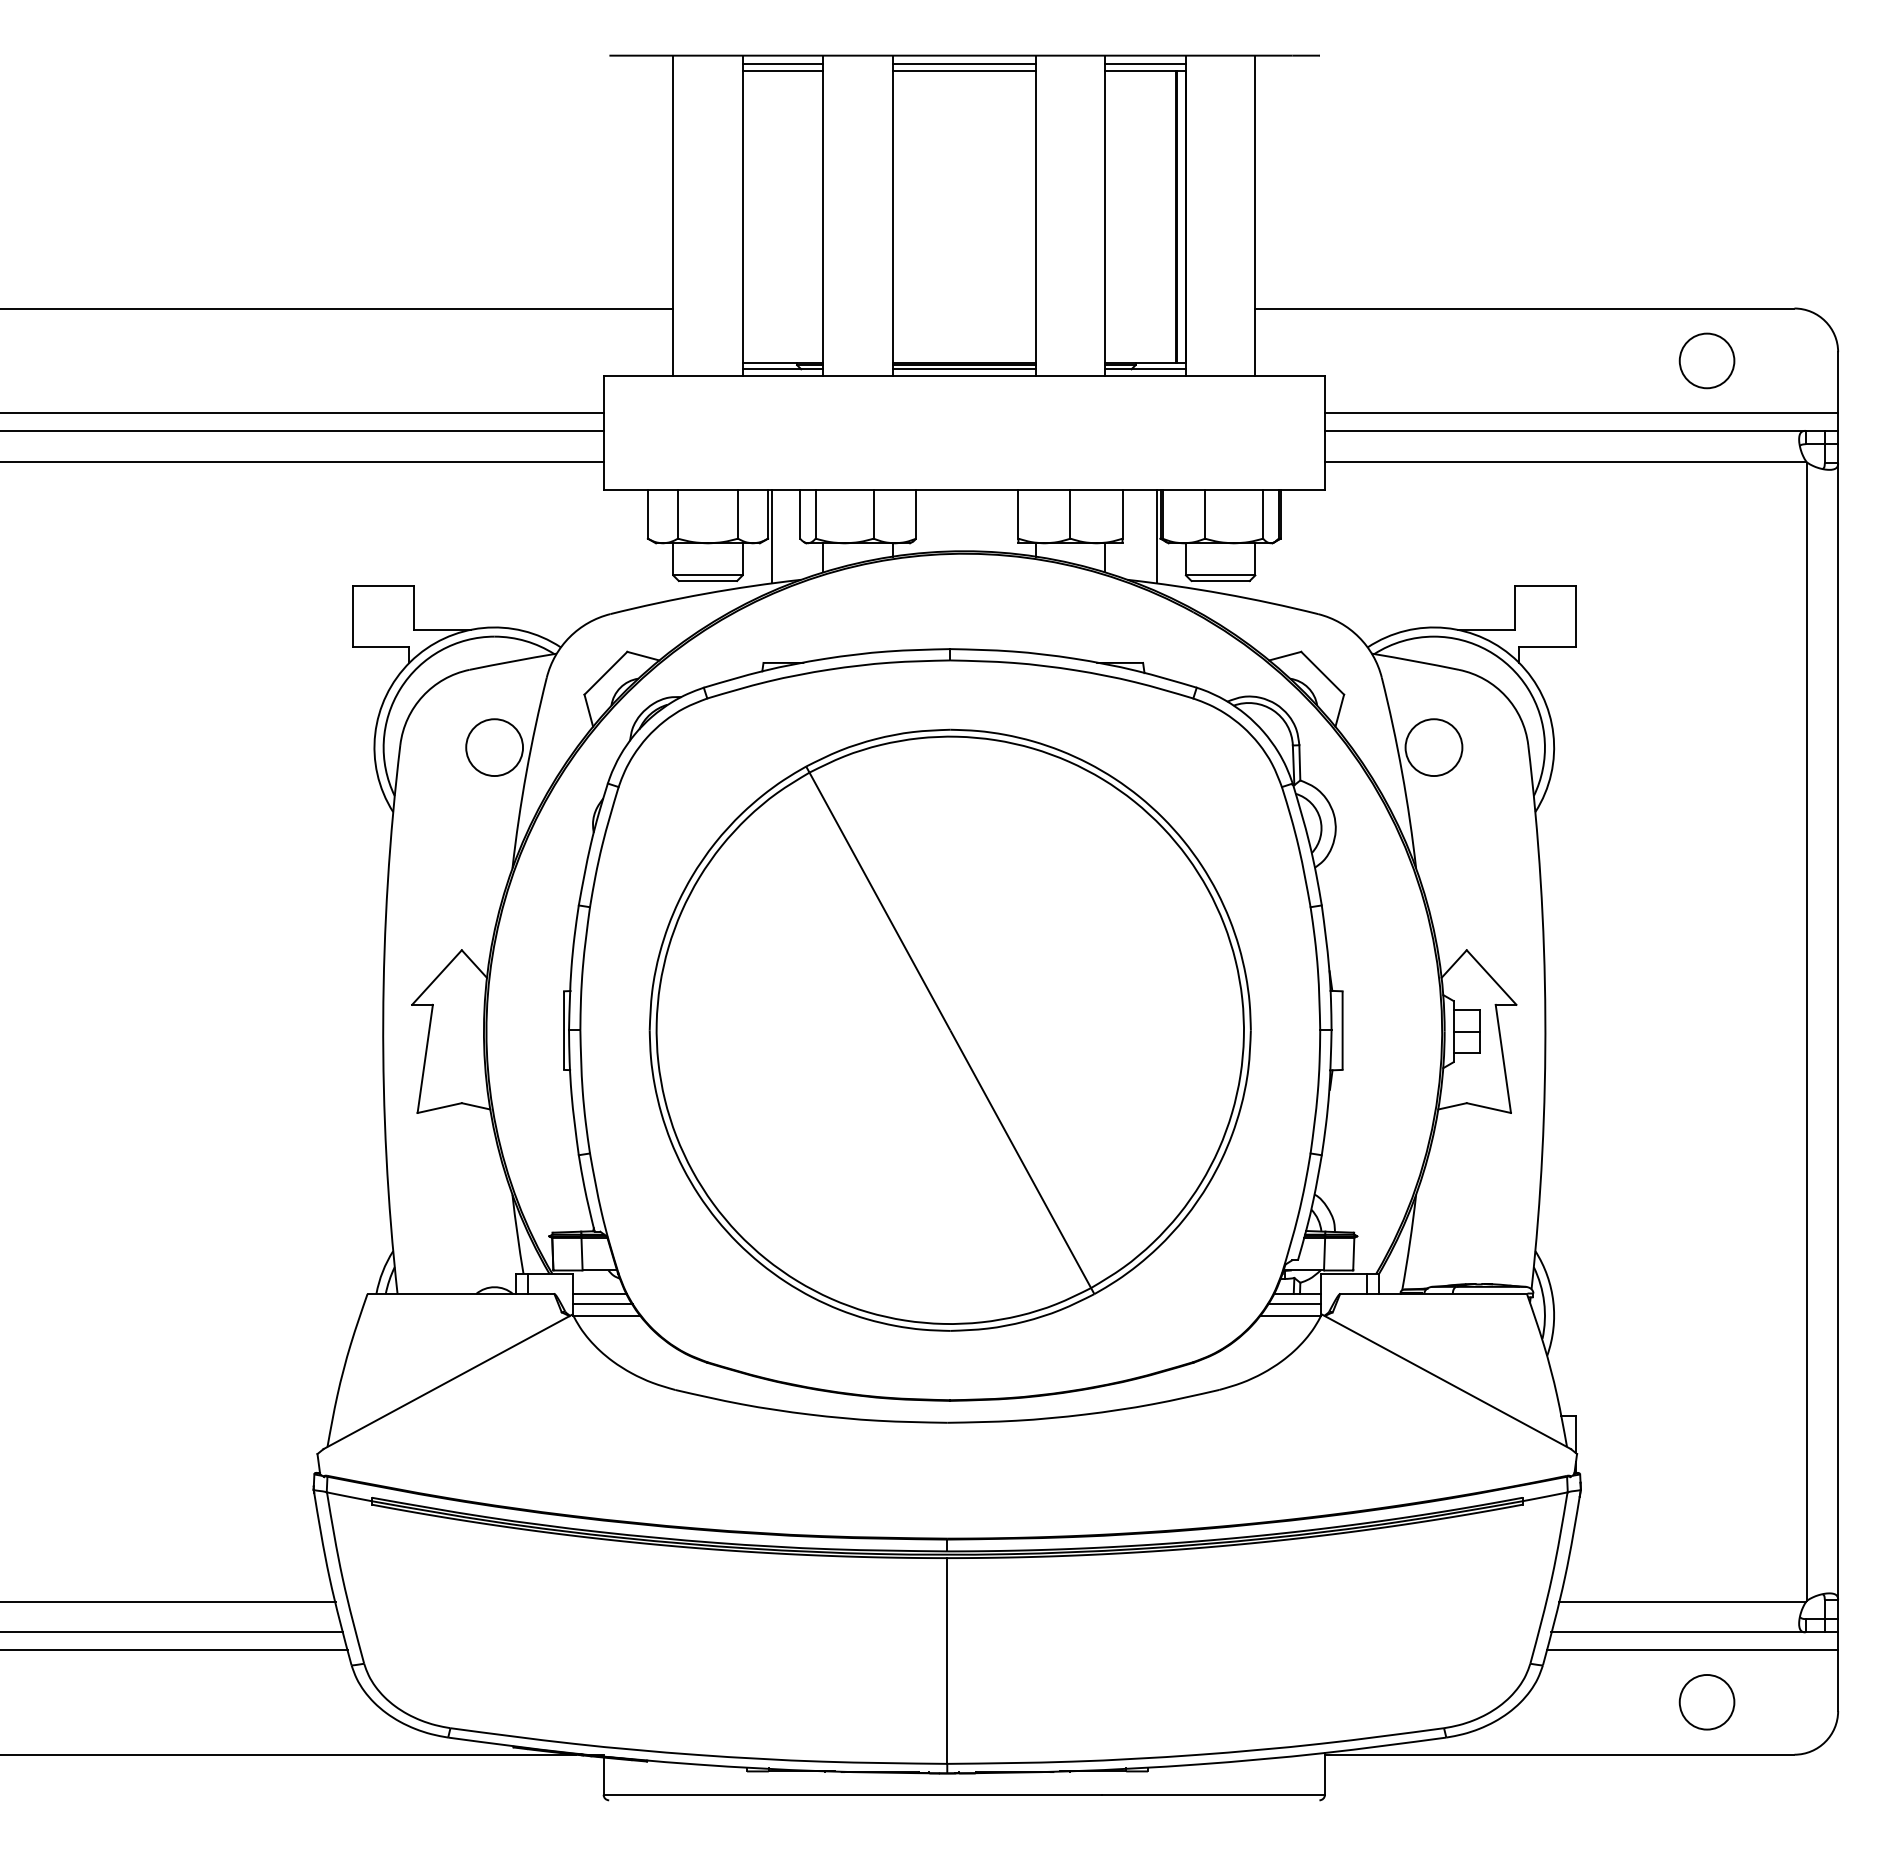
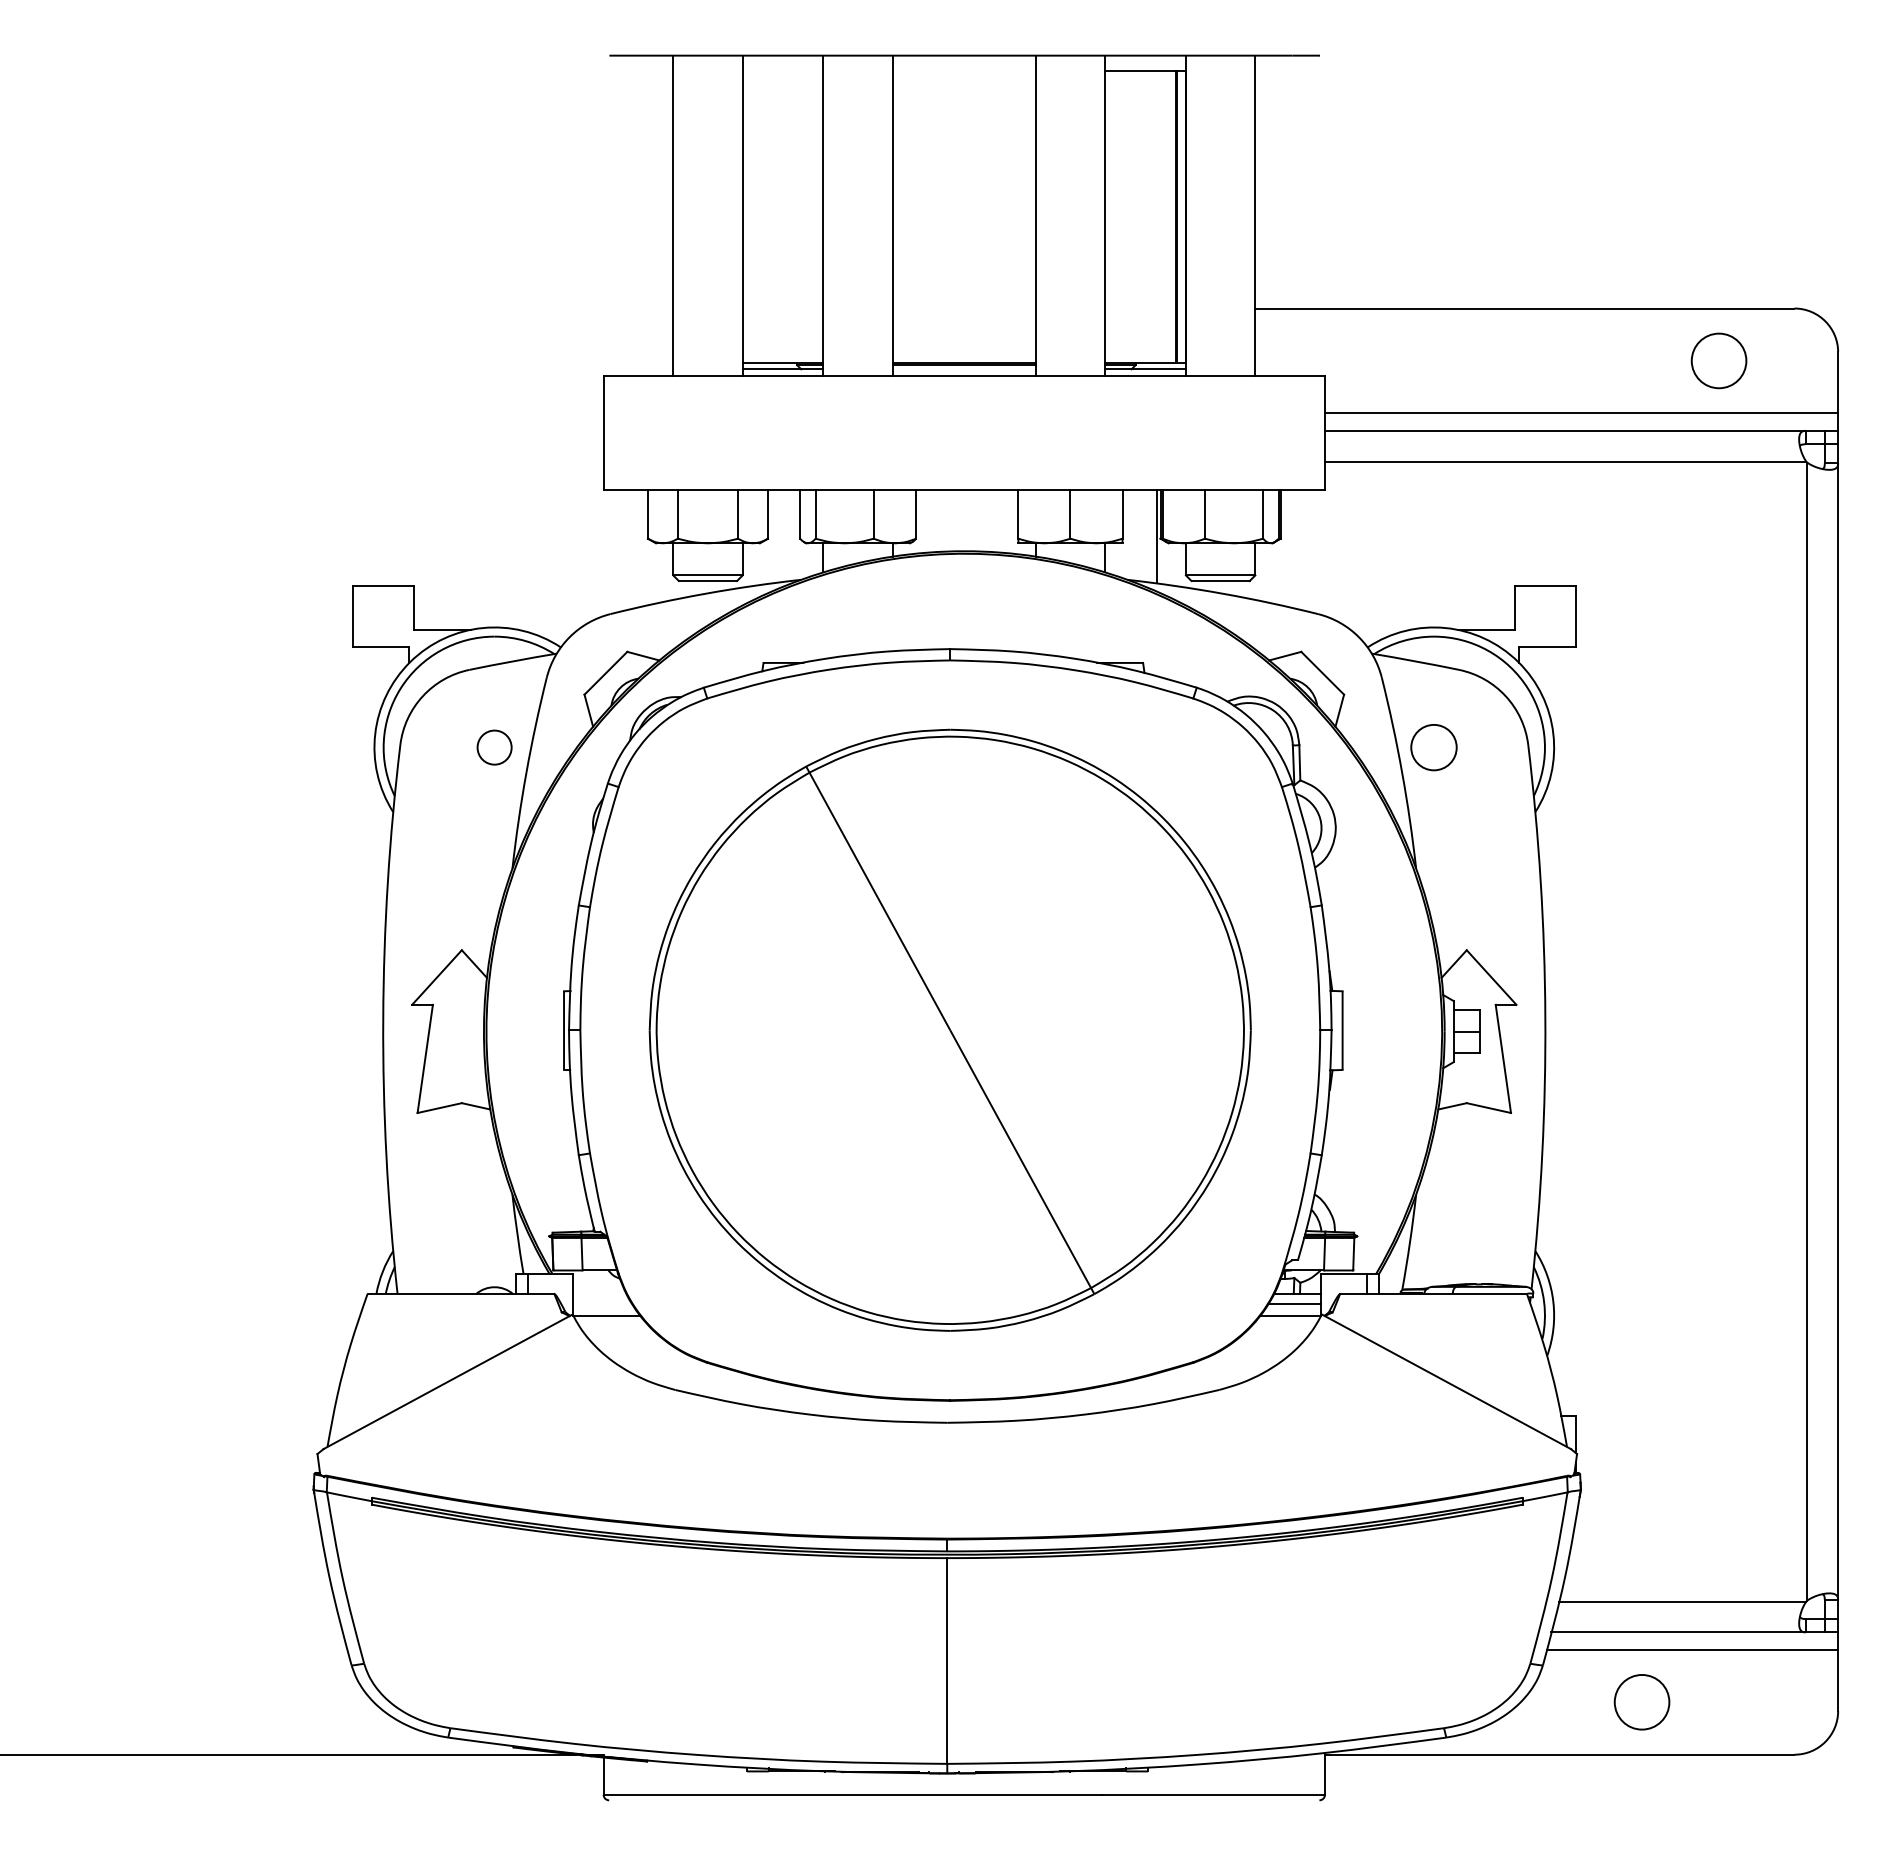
line: present -> none (782, 64)
line: present -> none (963, 64)
line: present -> none (1145, 64)
line: present -> none (782, 71)
line: present -> none (963, 71)
line: present -> none (337, 308)
circle position: (1706, 360) -> (1718, 360) (1718, 360)
line: present -> none (963, 369)
line: present -> none (302, 413)
line: present -> none (302, 430)
line: present -> none (302, 461)
line: present -> none (772, 536)
circle diameter: 57 px -> 34 px (494, 747)
circle diameter: 57 px -> 45 px (1433, 747)
line: present -> none (599, 1294)
line: present -> none (602, 1304)
line: present -> none (168, 1601)
line: present -> none (172, 1632)
line: present -> none (174, 1649)
circle position: (1706, 1702) -> (1641, 1702) (1641, 1702)
